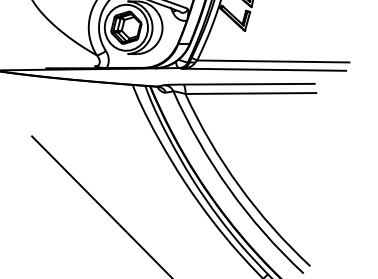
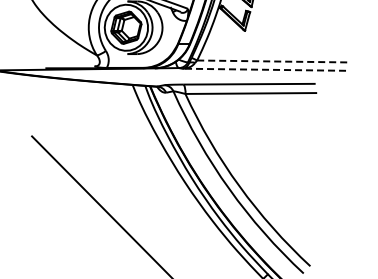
line: solid -> dashed (273, 61)
line: solid -> dashed (264, 69)
